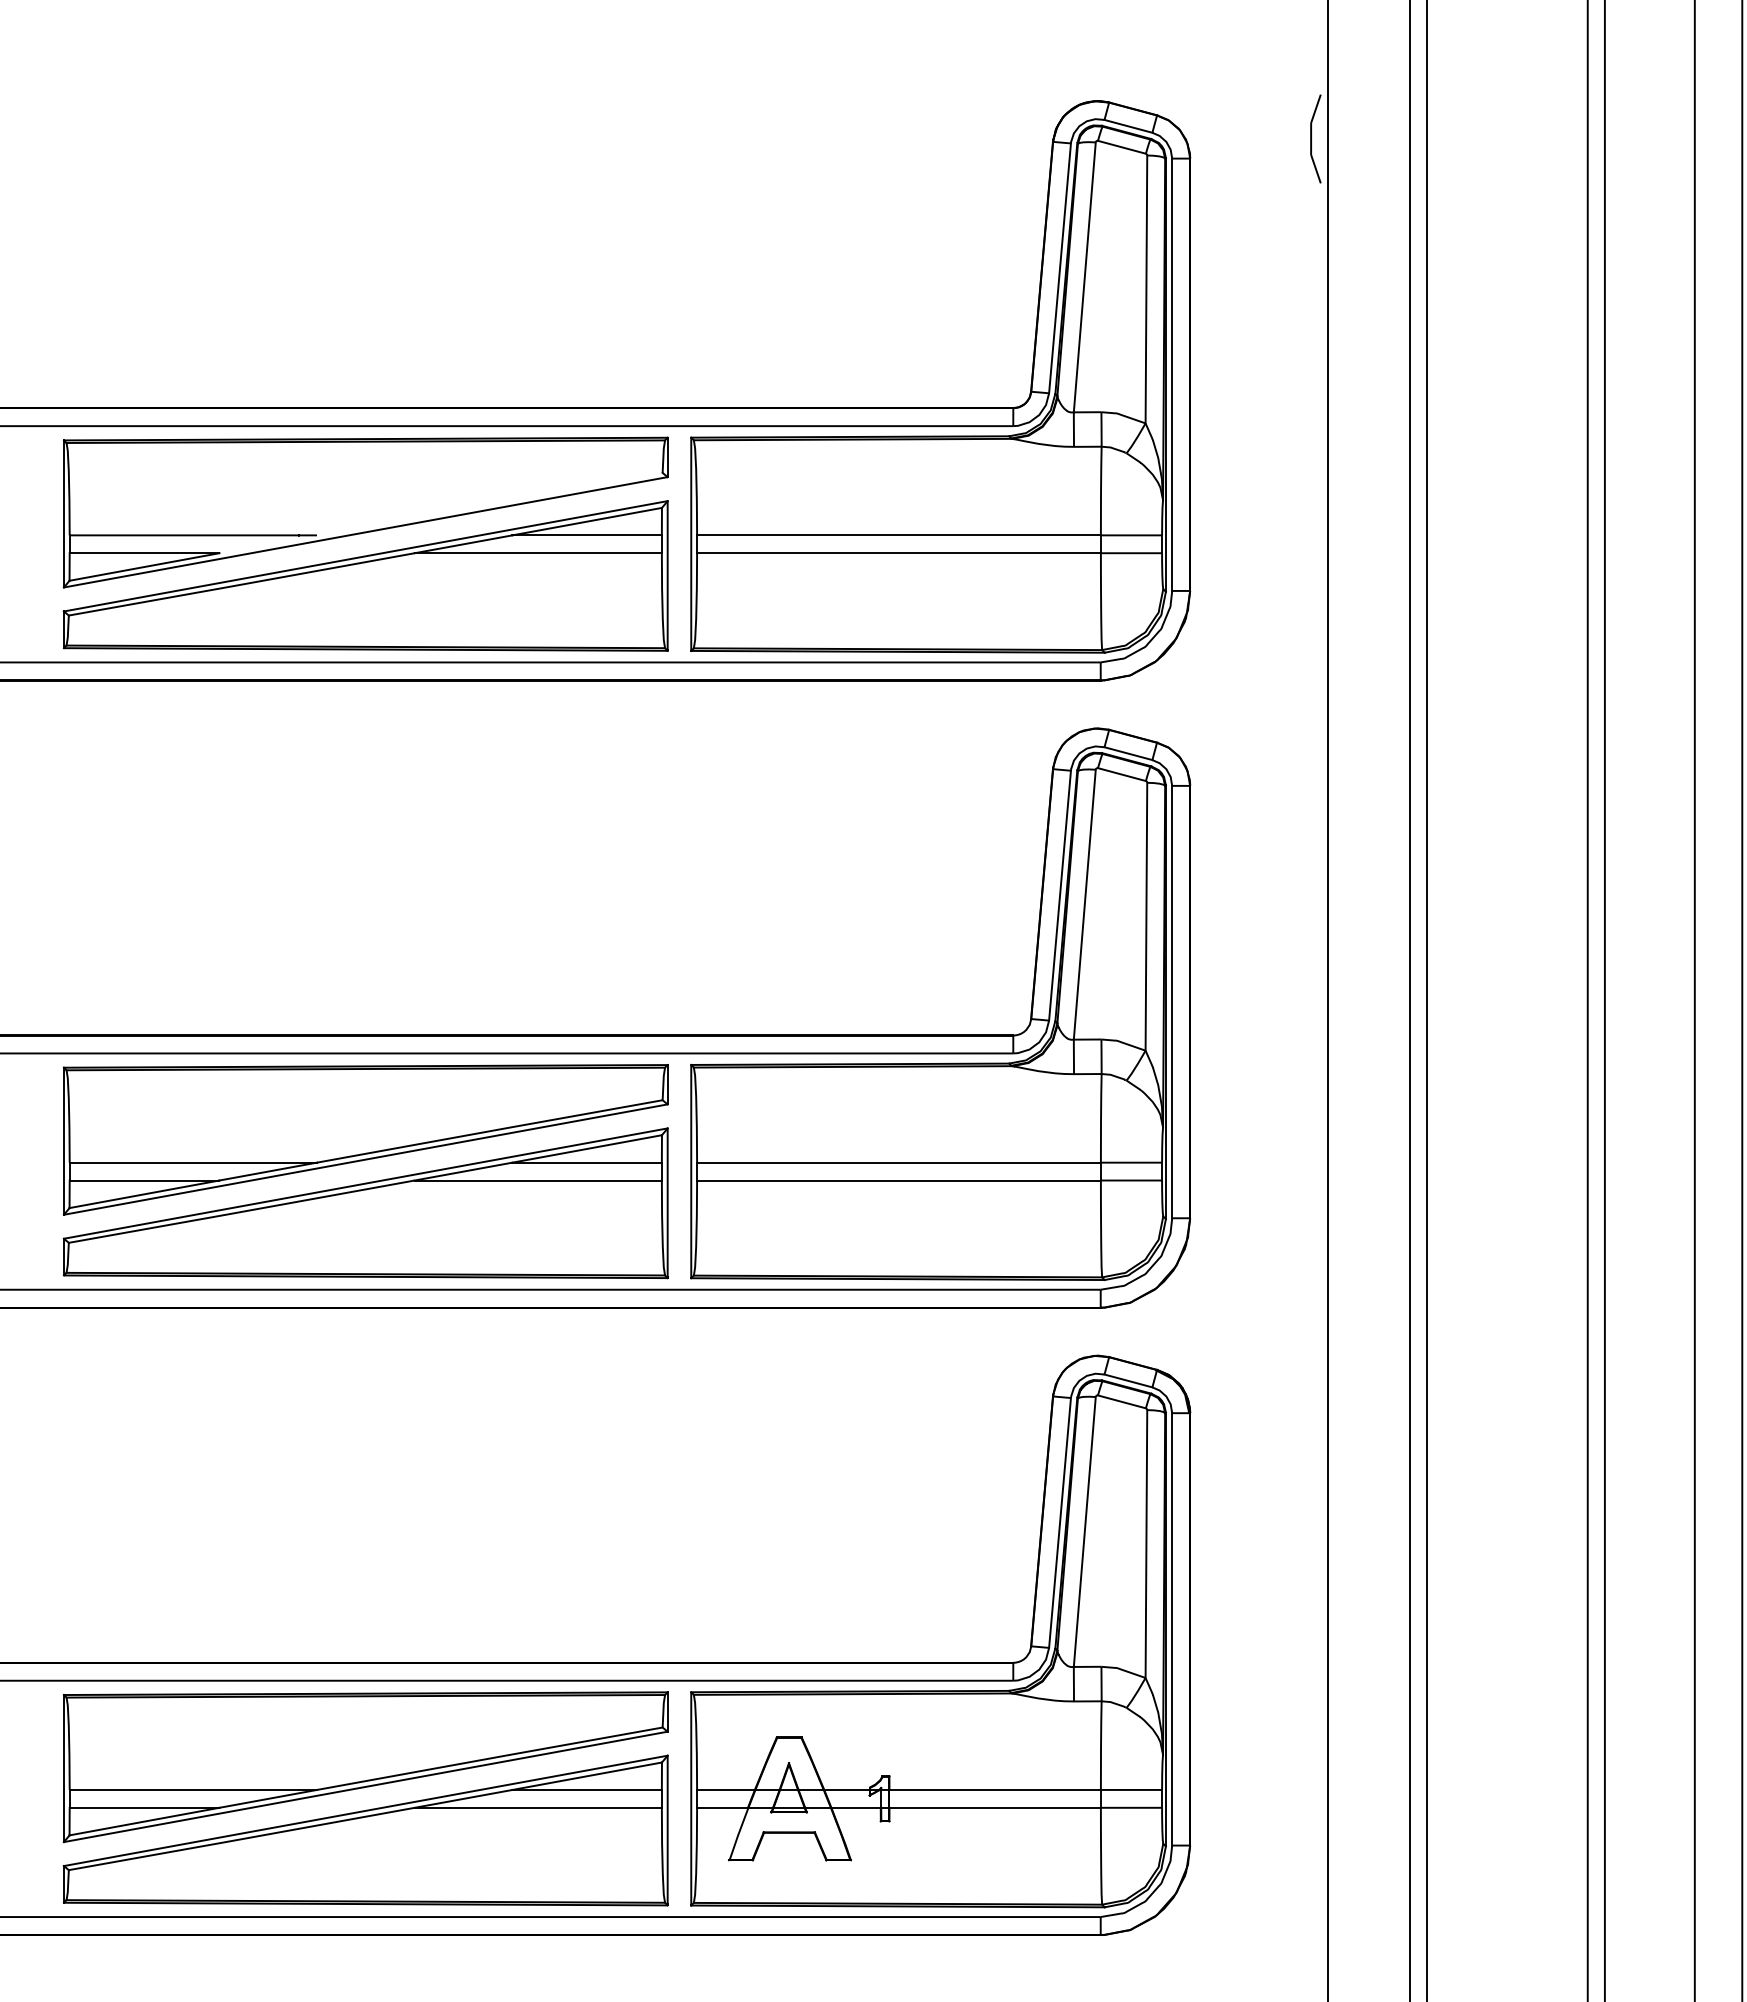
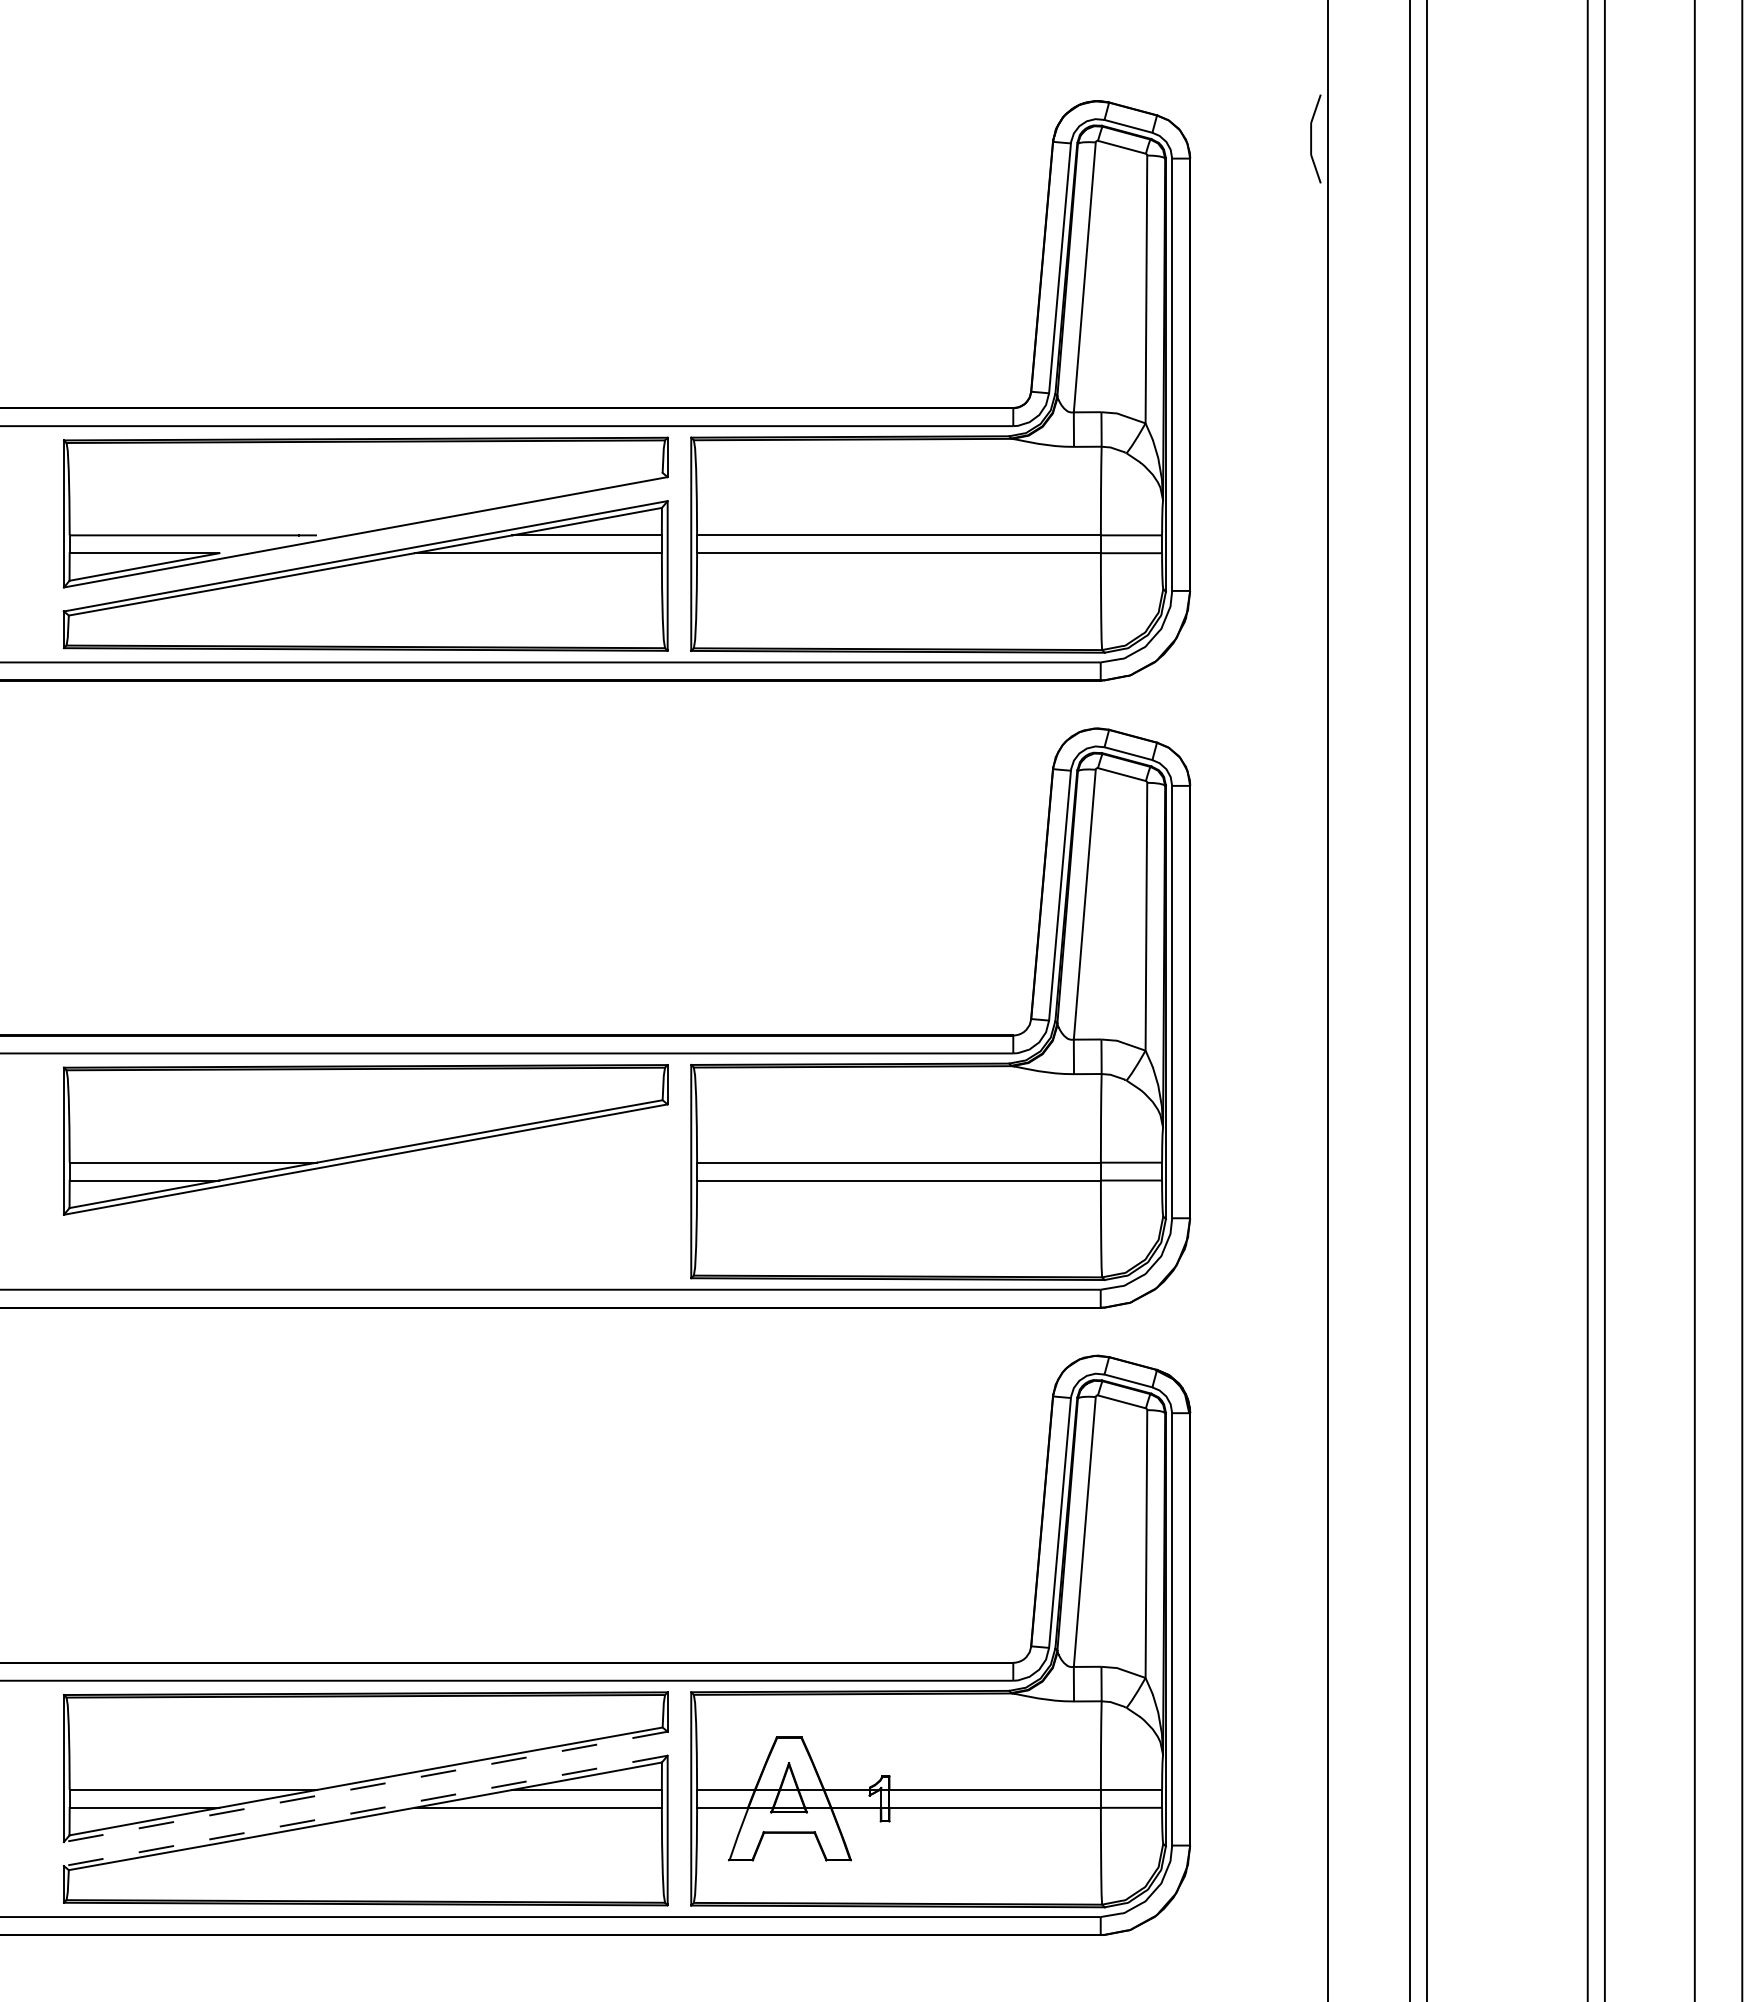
part: present -> none (365, 1203)
line: solid -> dashed (365, 1786)
line: solid -> dashed (365, 1810)
